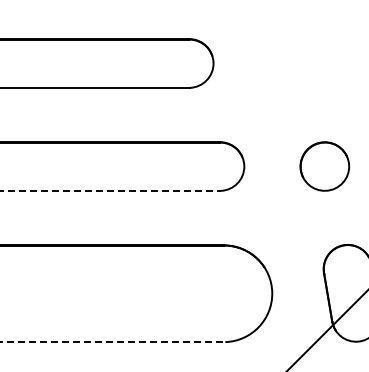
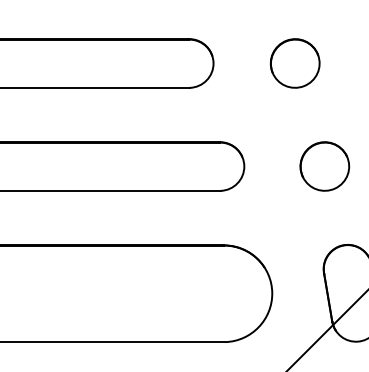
part: none -> present (294, 63)
line: dashed -> solid (110, 190)
line: dashed -> solid (113, 342)
